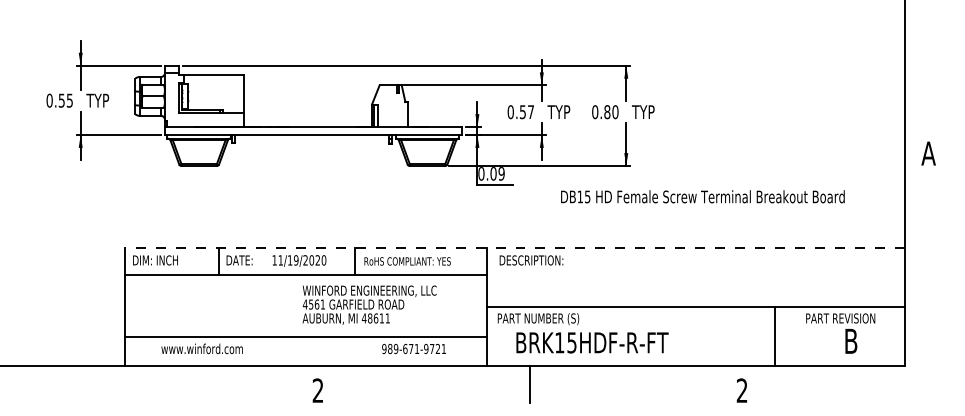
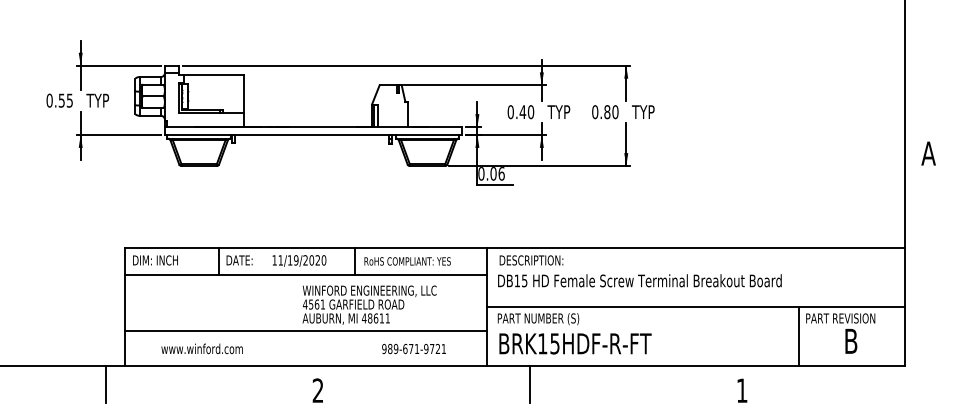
text: 0.57 -> 0.40 (526, 112)
text: 0.09 -> 0.06 (501, 173)
text position: (702, 196) -> (639, 280) (639, 280)
line: dashed -> solid (515, 247)
line position: (774, 336) -> (798, 336) (798, 336)
line position: (305, 337) -> (305, 331) (305, 331)
text position: (592, 342) -> (575, 343) (575, 343)
line: none -> present (106, 384)
text: 2 -> 1 (741, 390)
